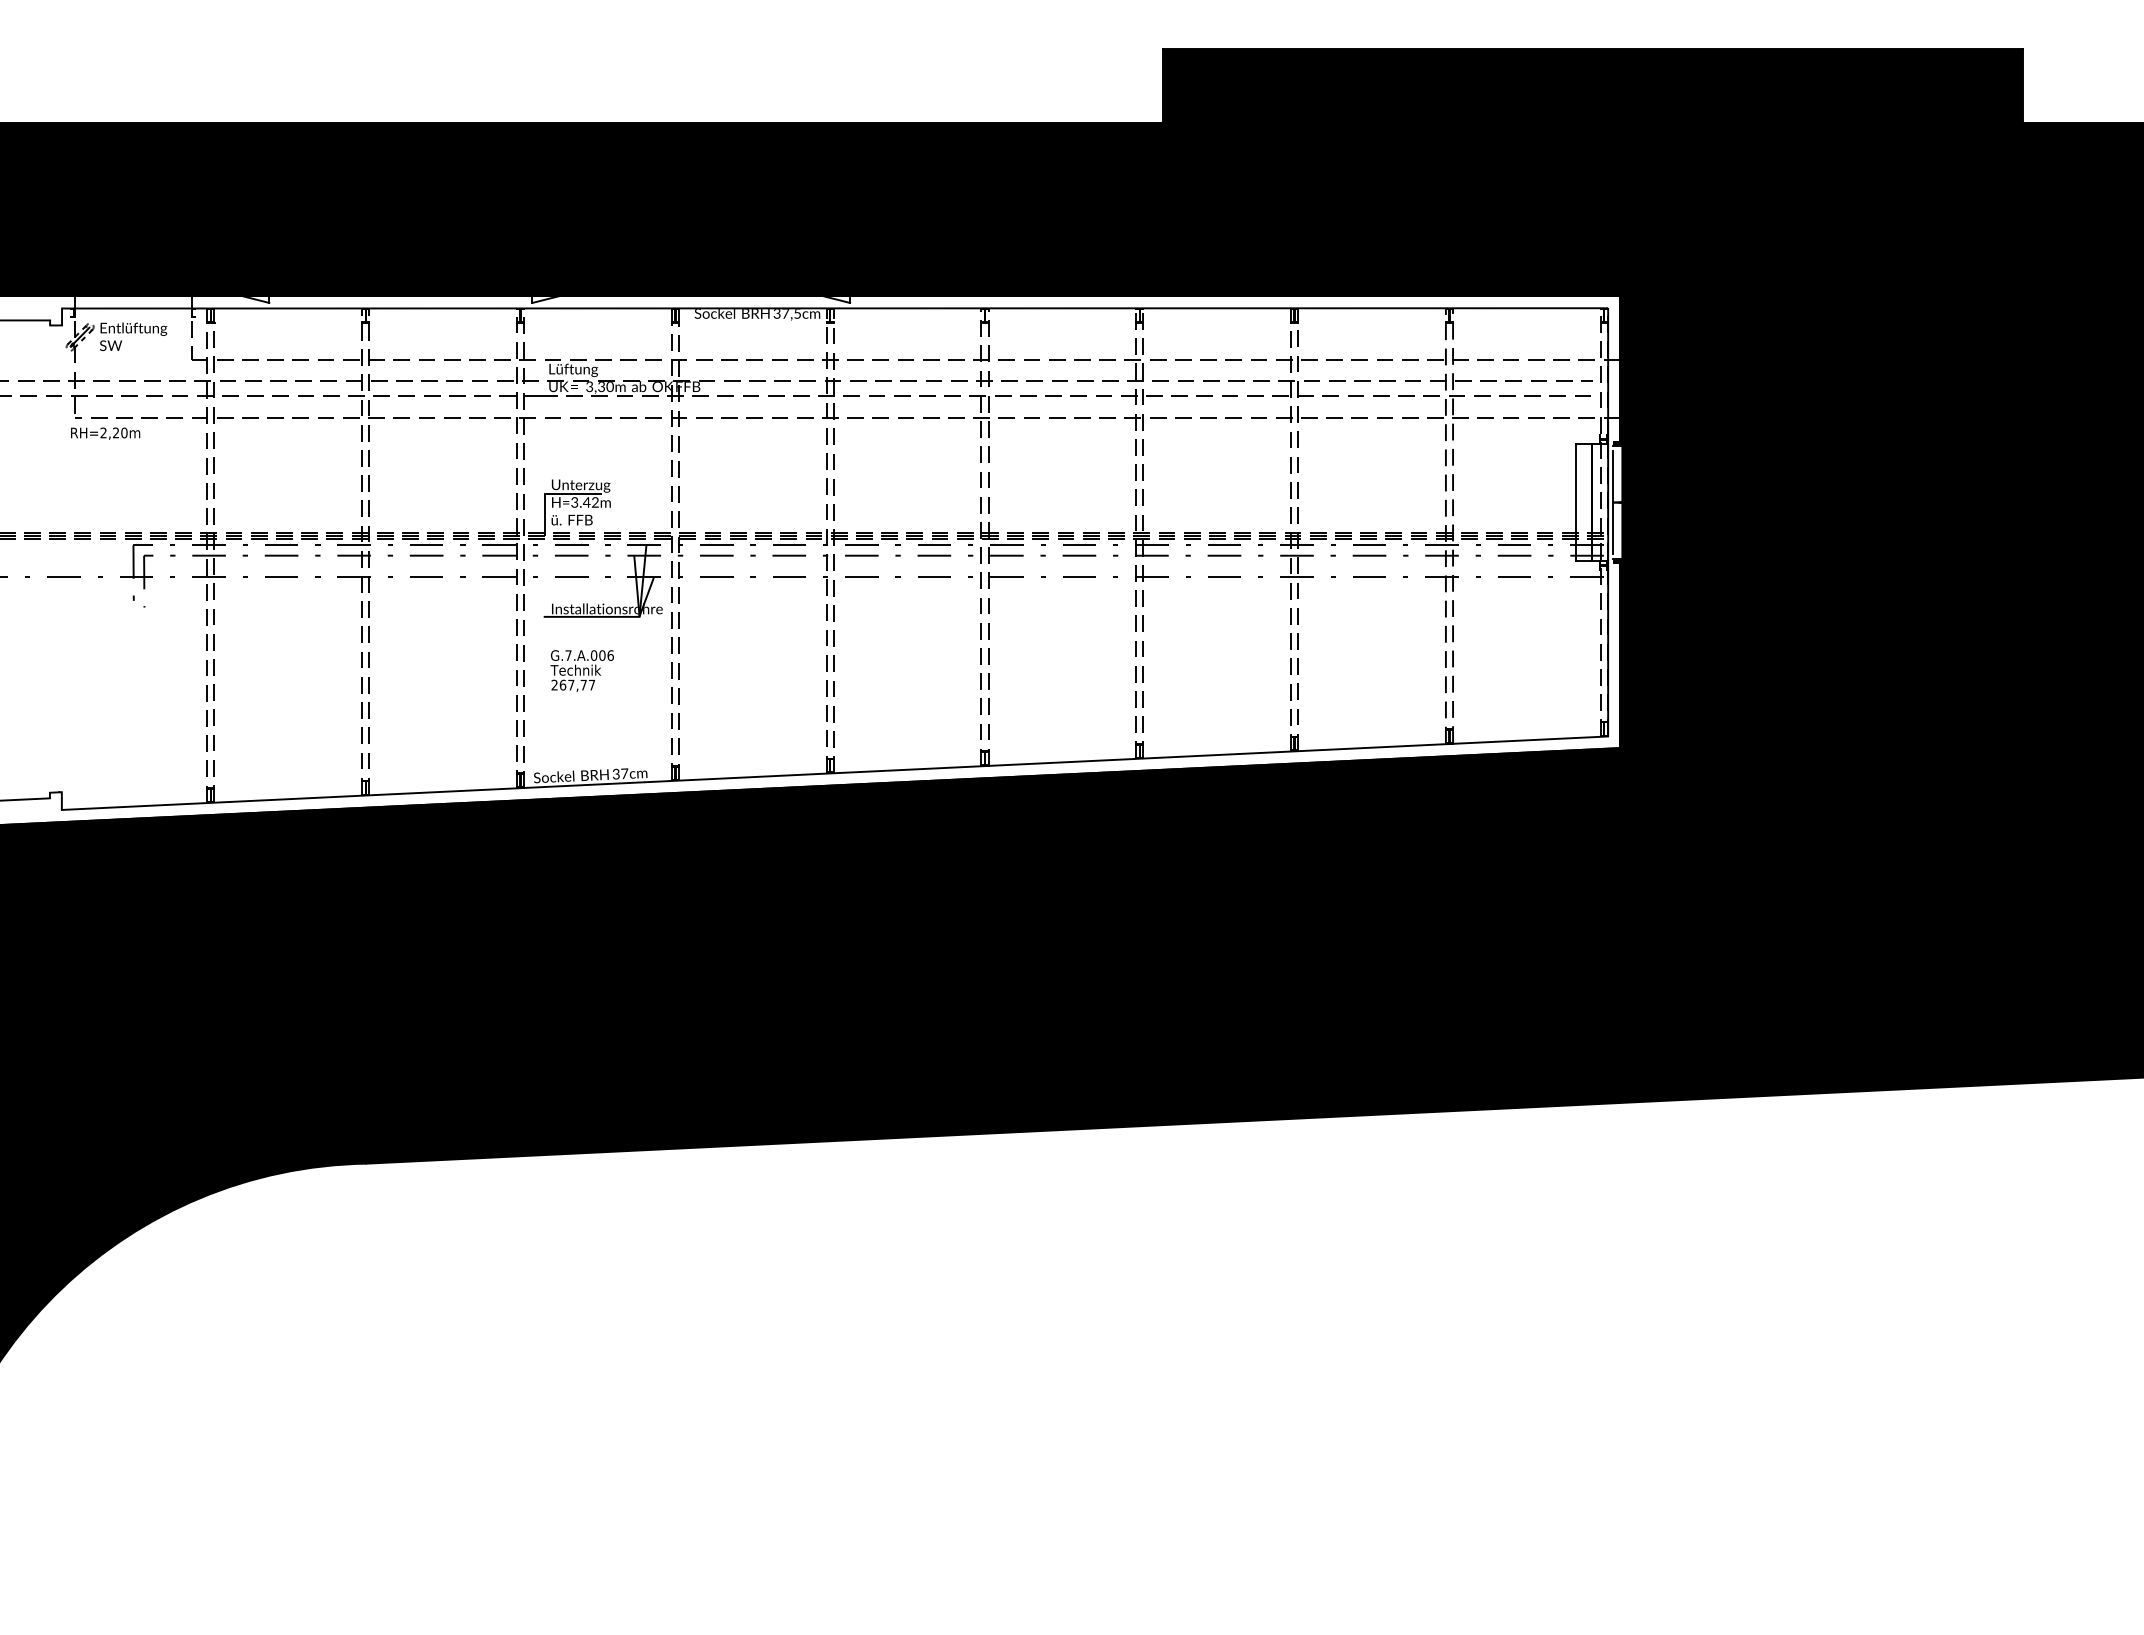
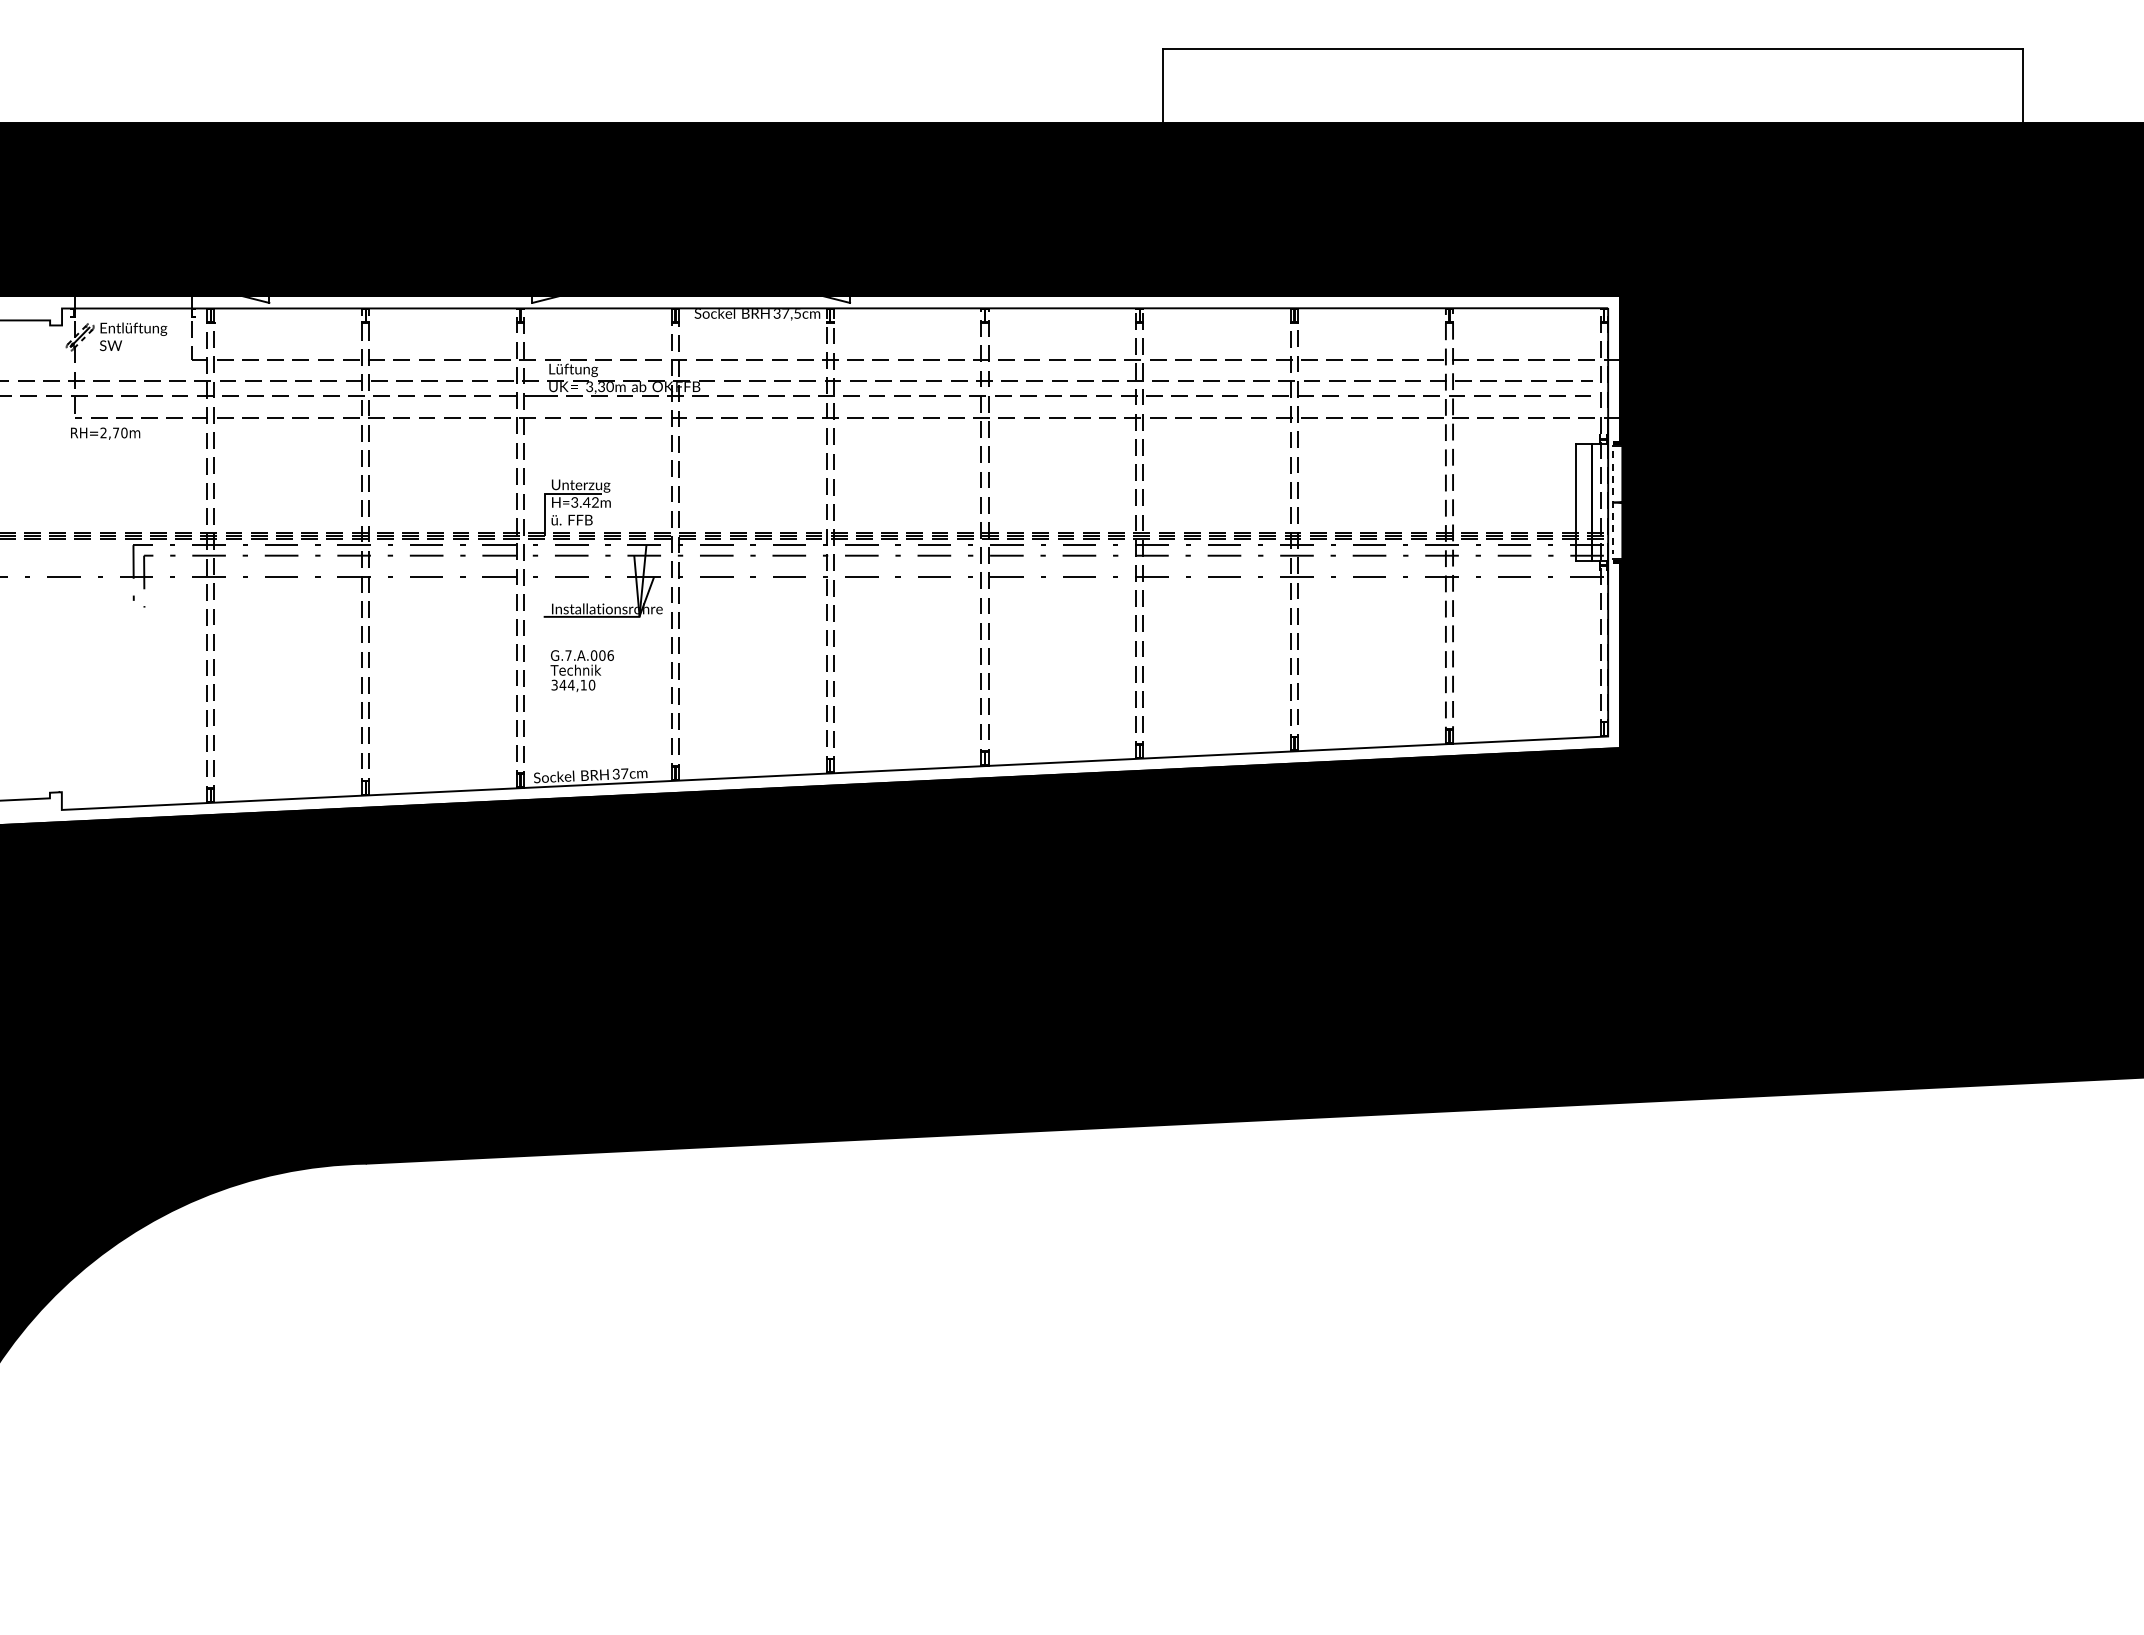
fill: present -> none (1592, 85)
text: RH=2,20m -> RH=2,70m (116, 432)
line: solid -> dashed (1613, 503)
text: 267,77 -> 344,10 (573, 684)
